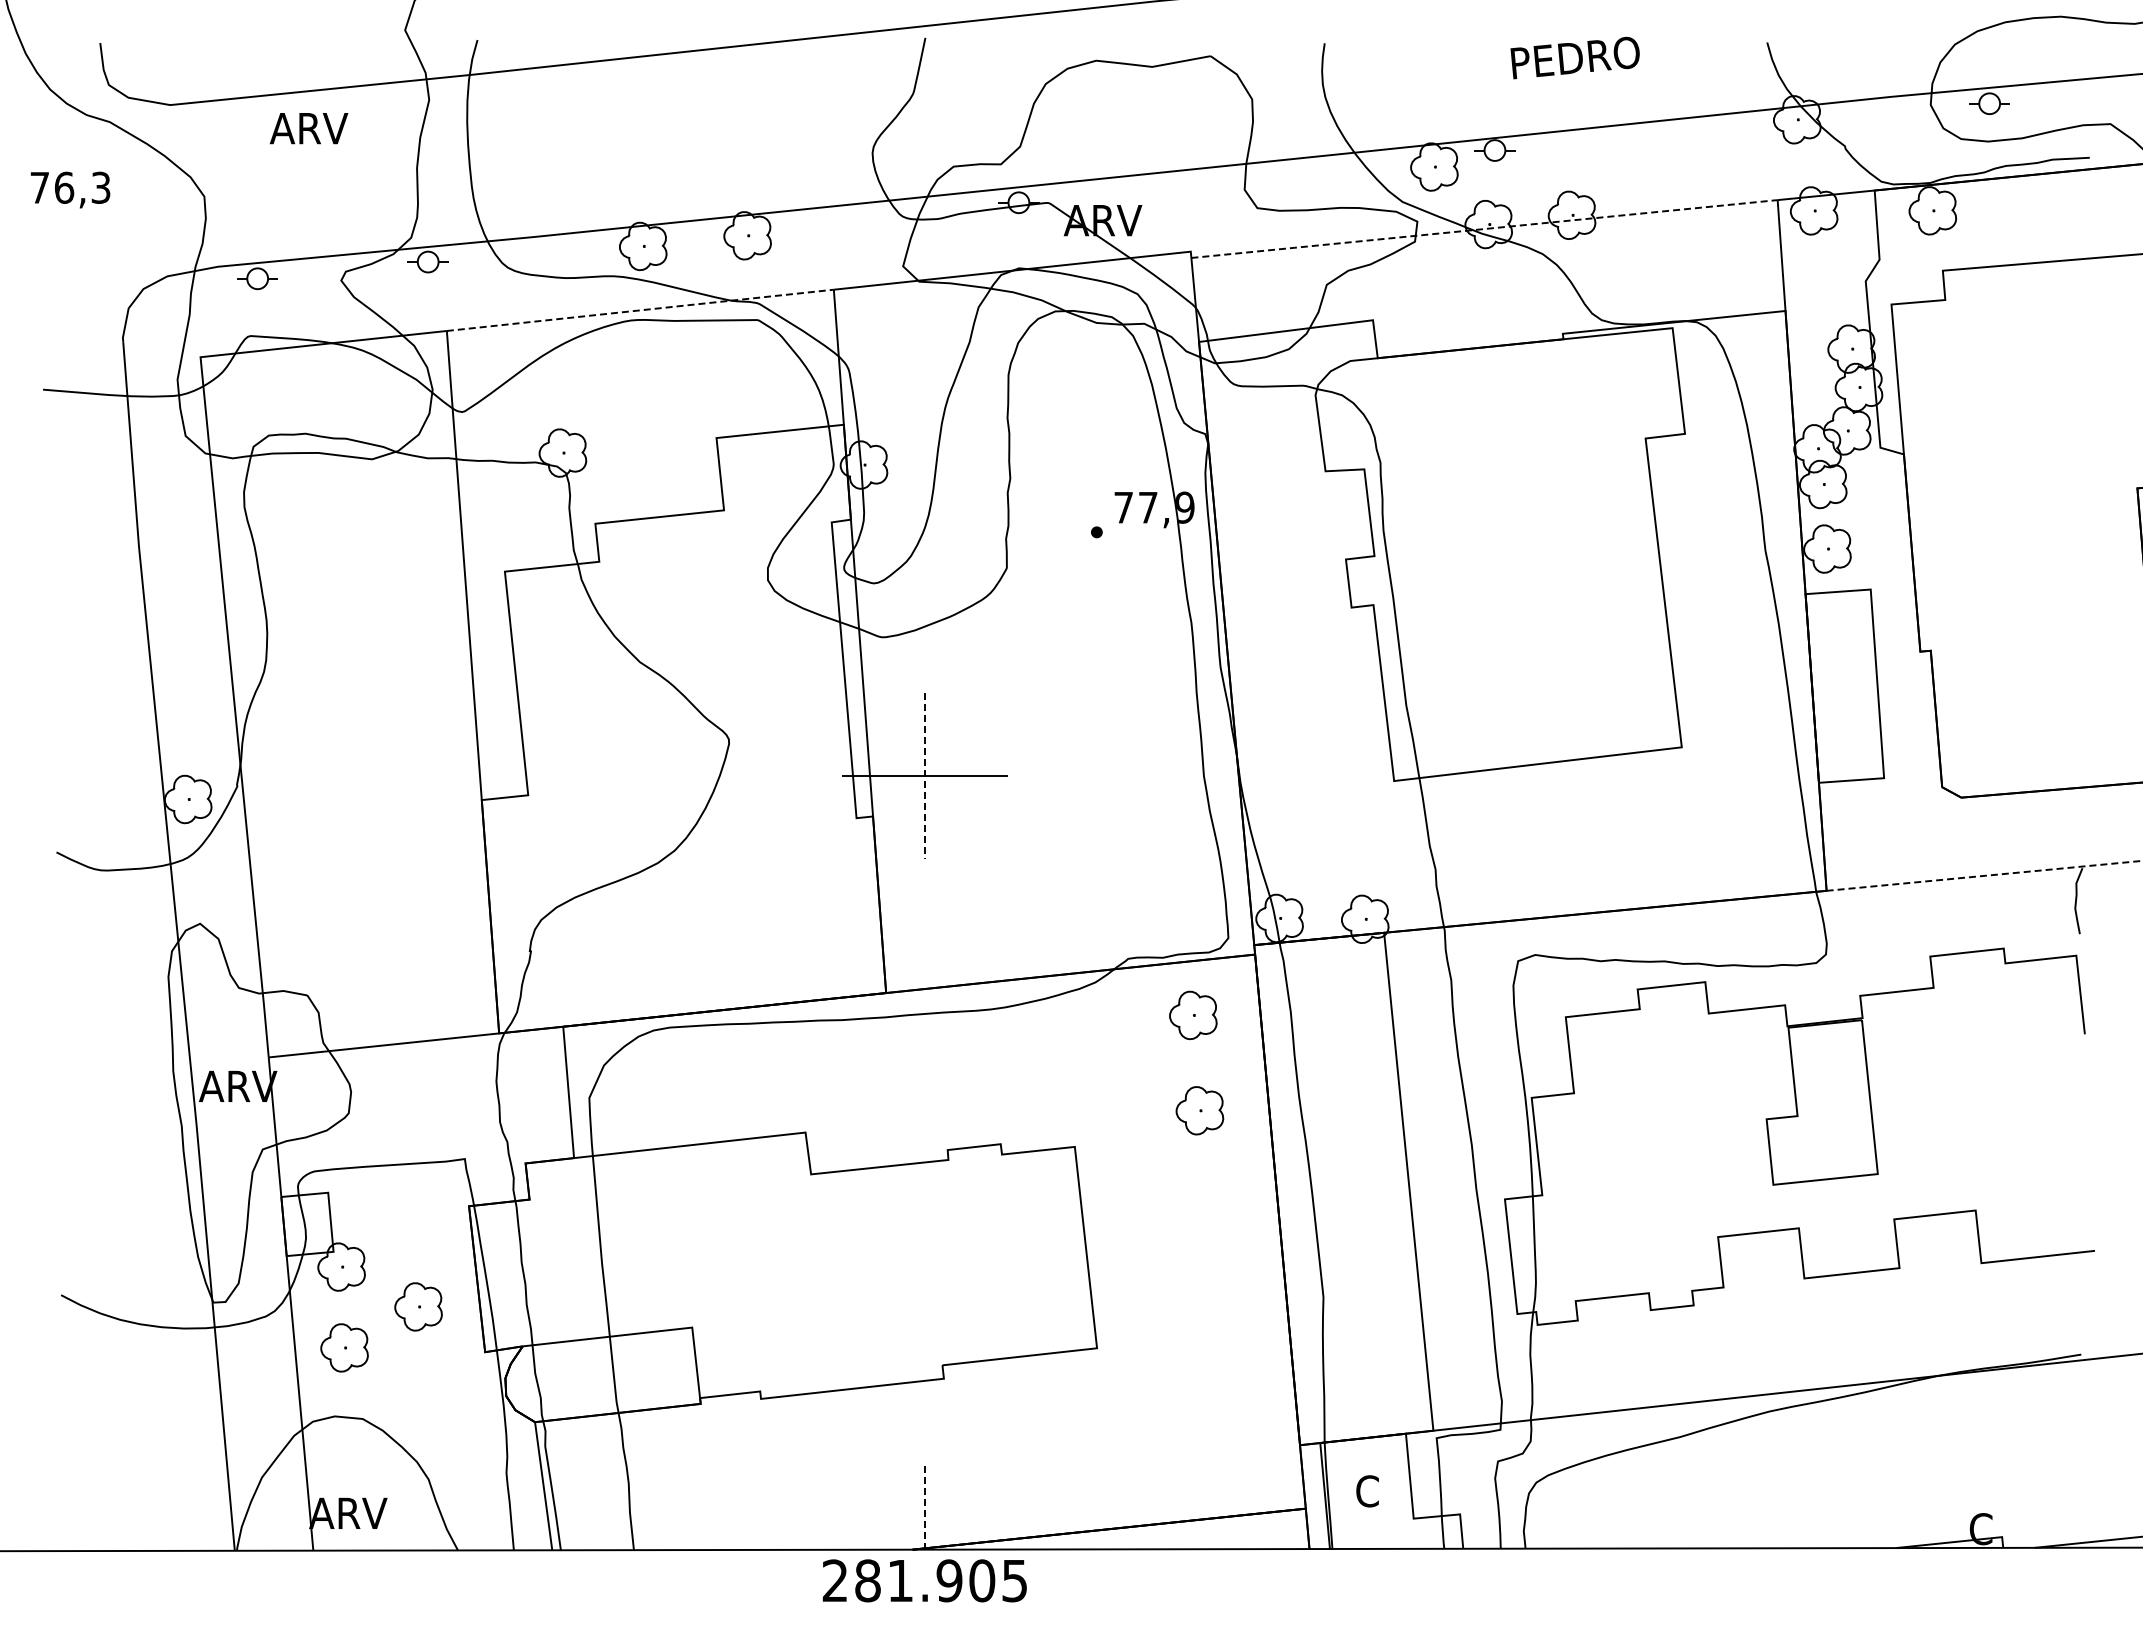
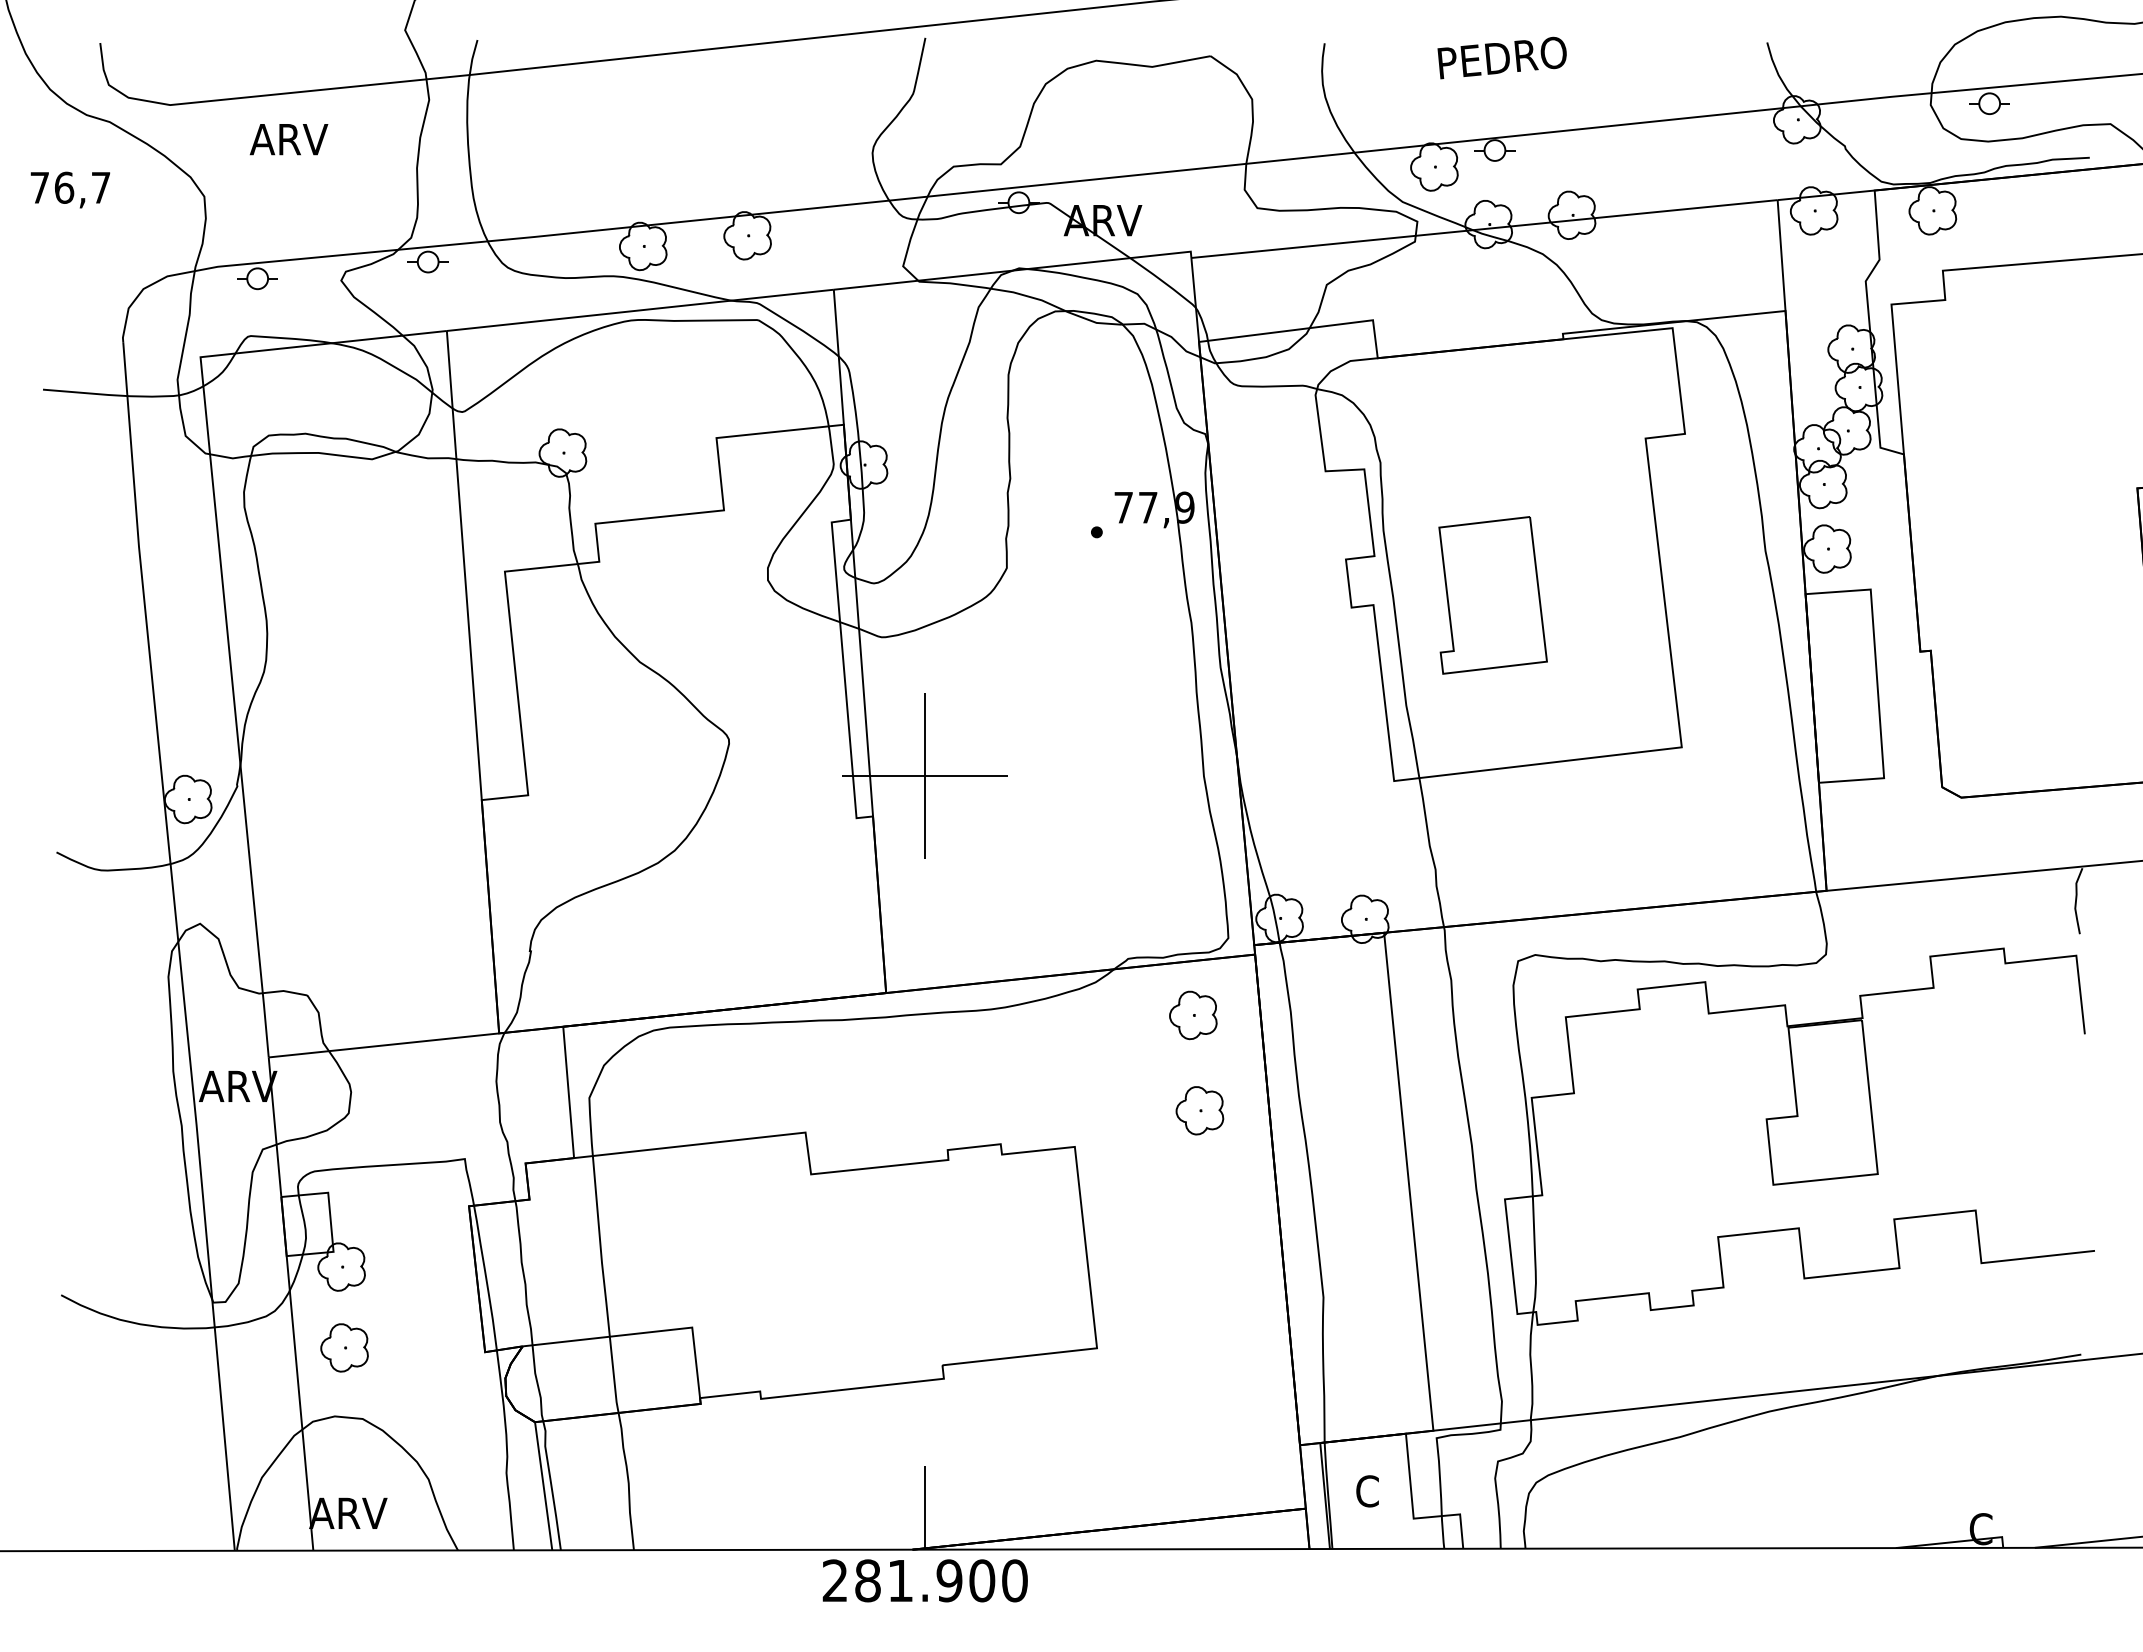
text position: (1574, 57) -> (1501, 57) (1501, 57)
text position: (308, 128) -> (288, 139) (288, 139)
text: 76,3 -> 76,7 (100, 187)
line: dashed -> solid (1484, 229)
line: dashed -> solid (640, 310)
part: none -> present (1492, 595)
line: dashed -> solid (925, 776)
line: dashed -> solid (1984, 875)
part: present -> none (418, 1306)
line: dashed -> solid (925, 1508)
text: 281.905 -> 281.900 (1014, 1580)
